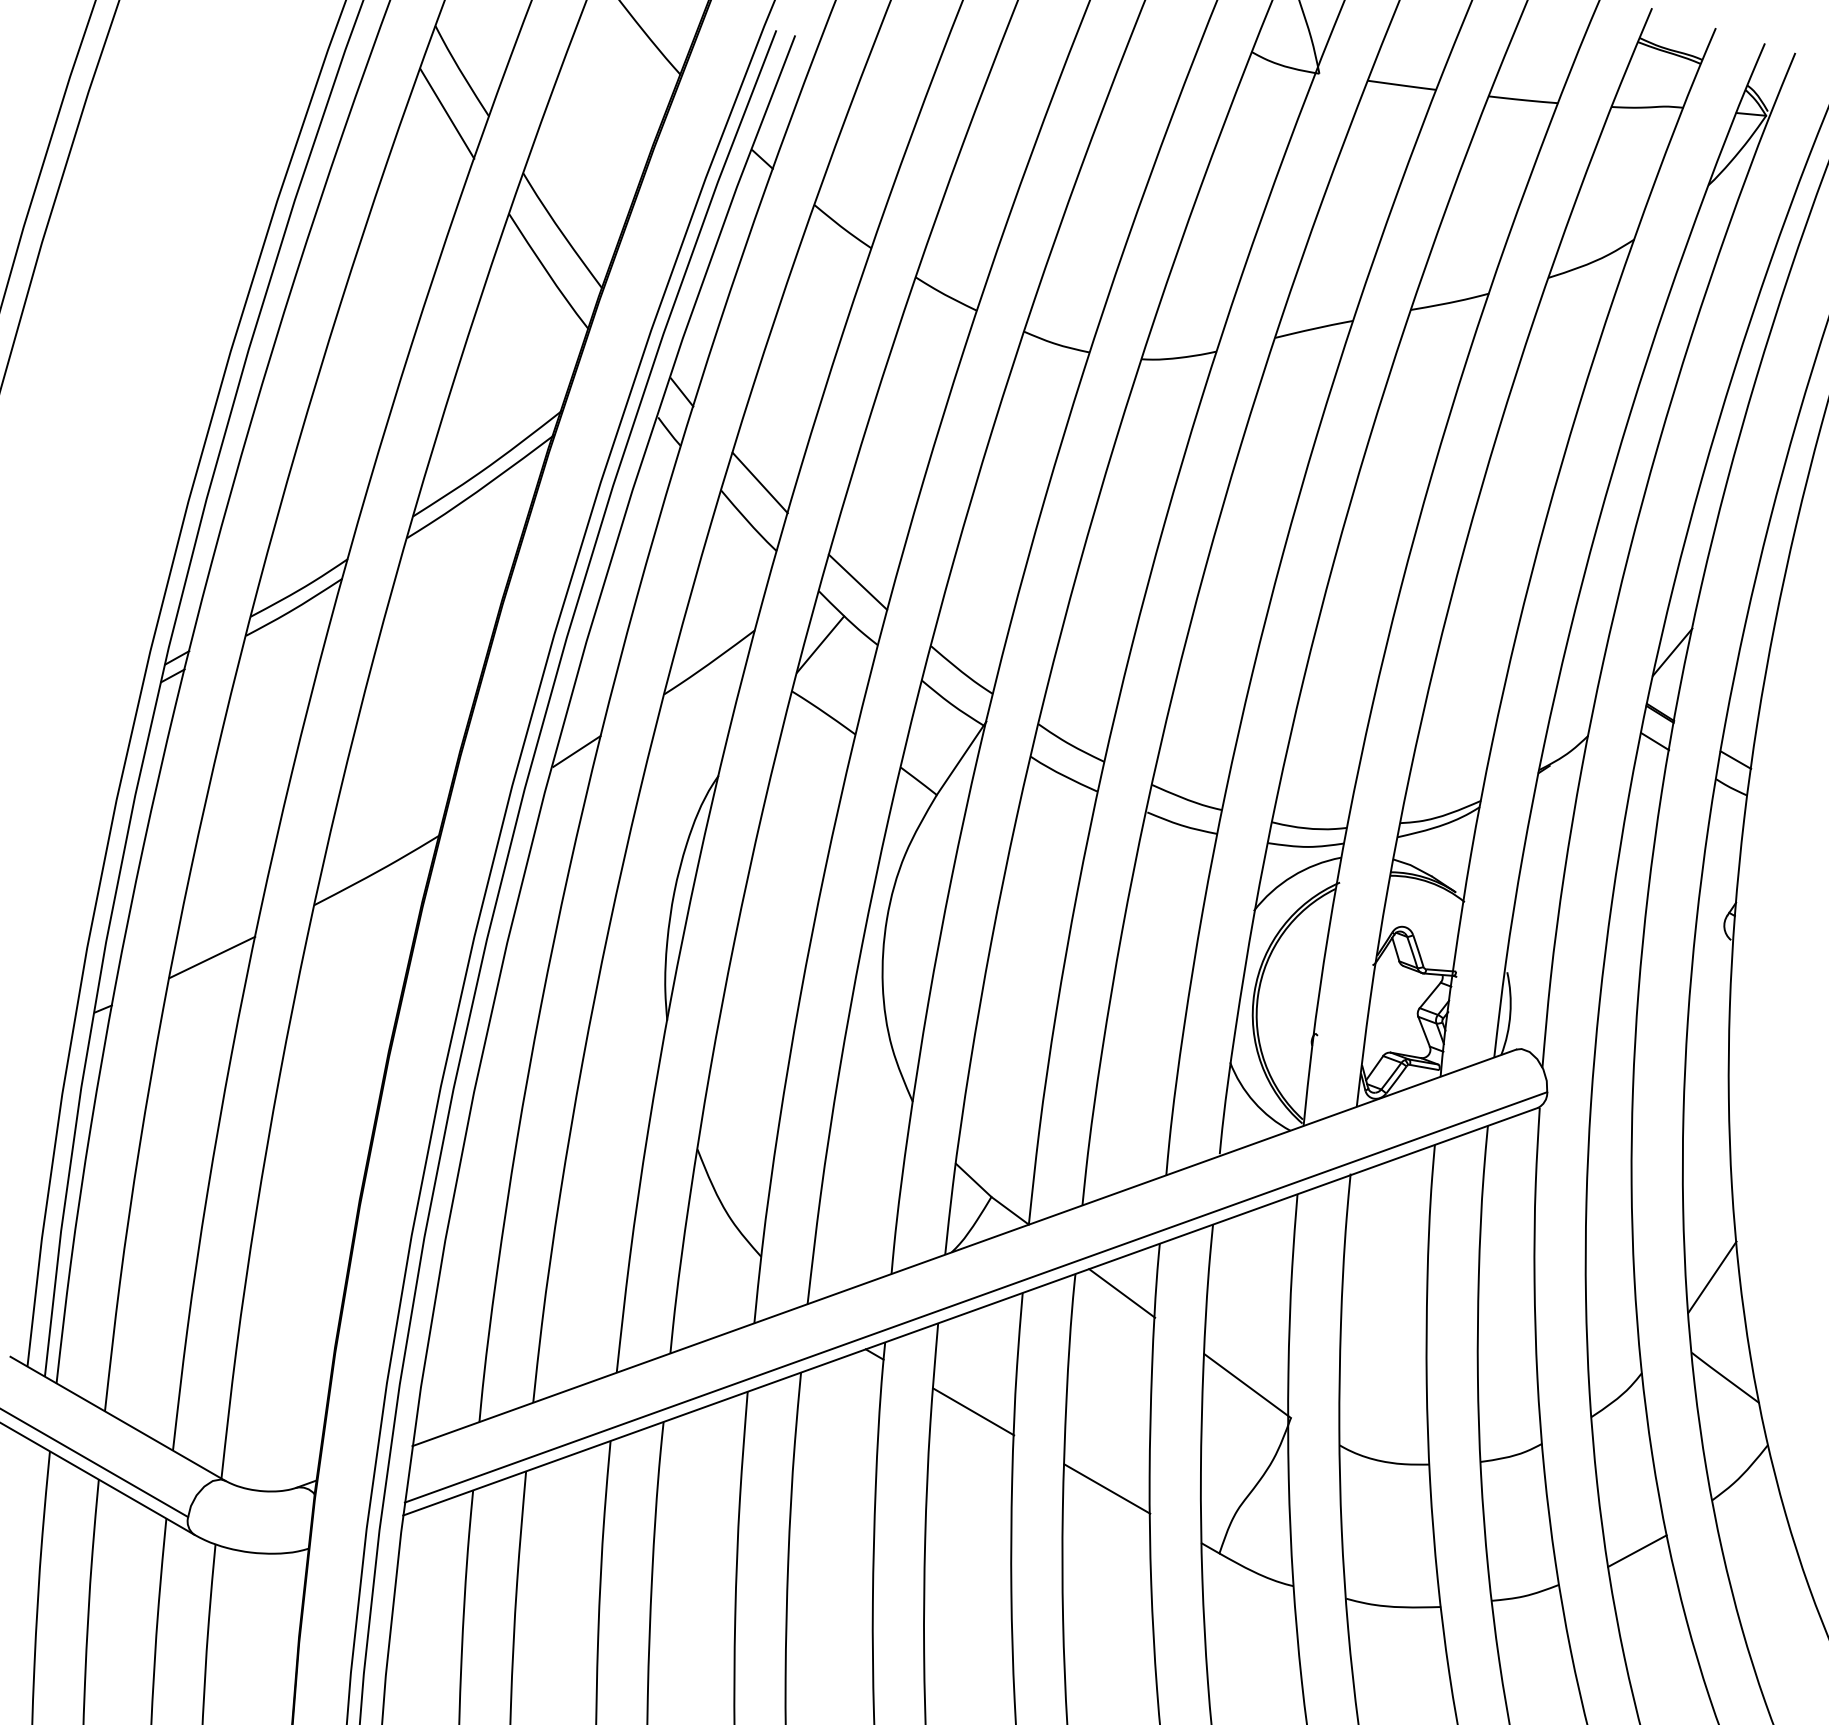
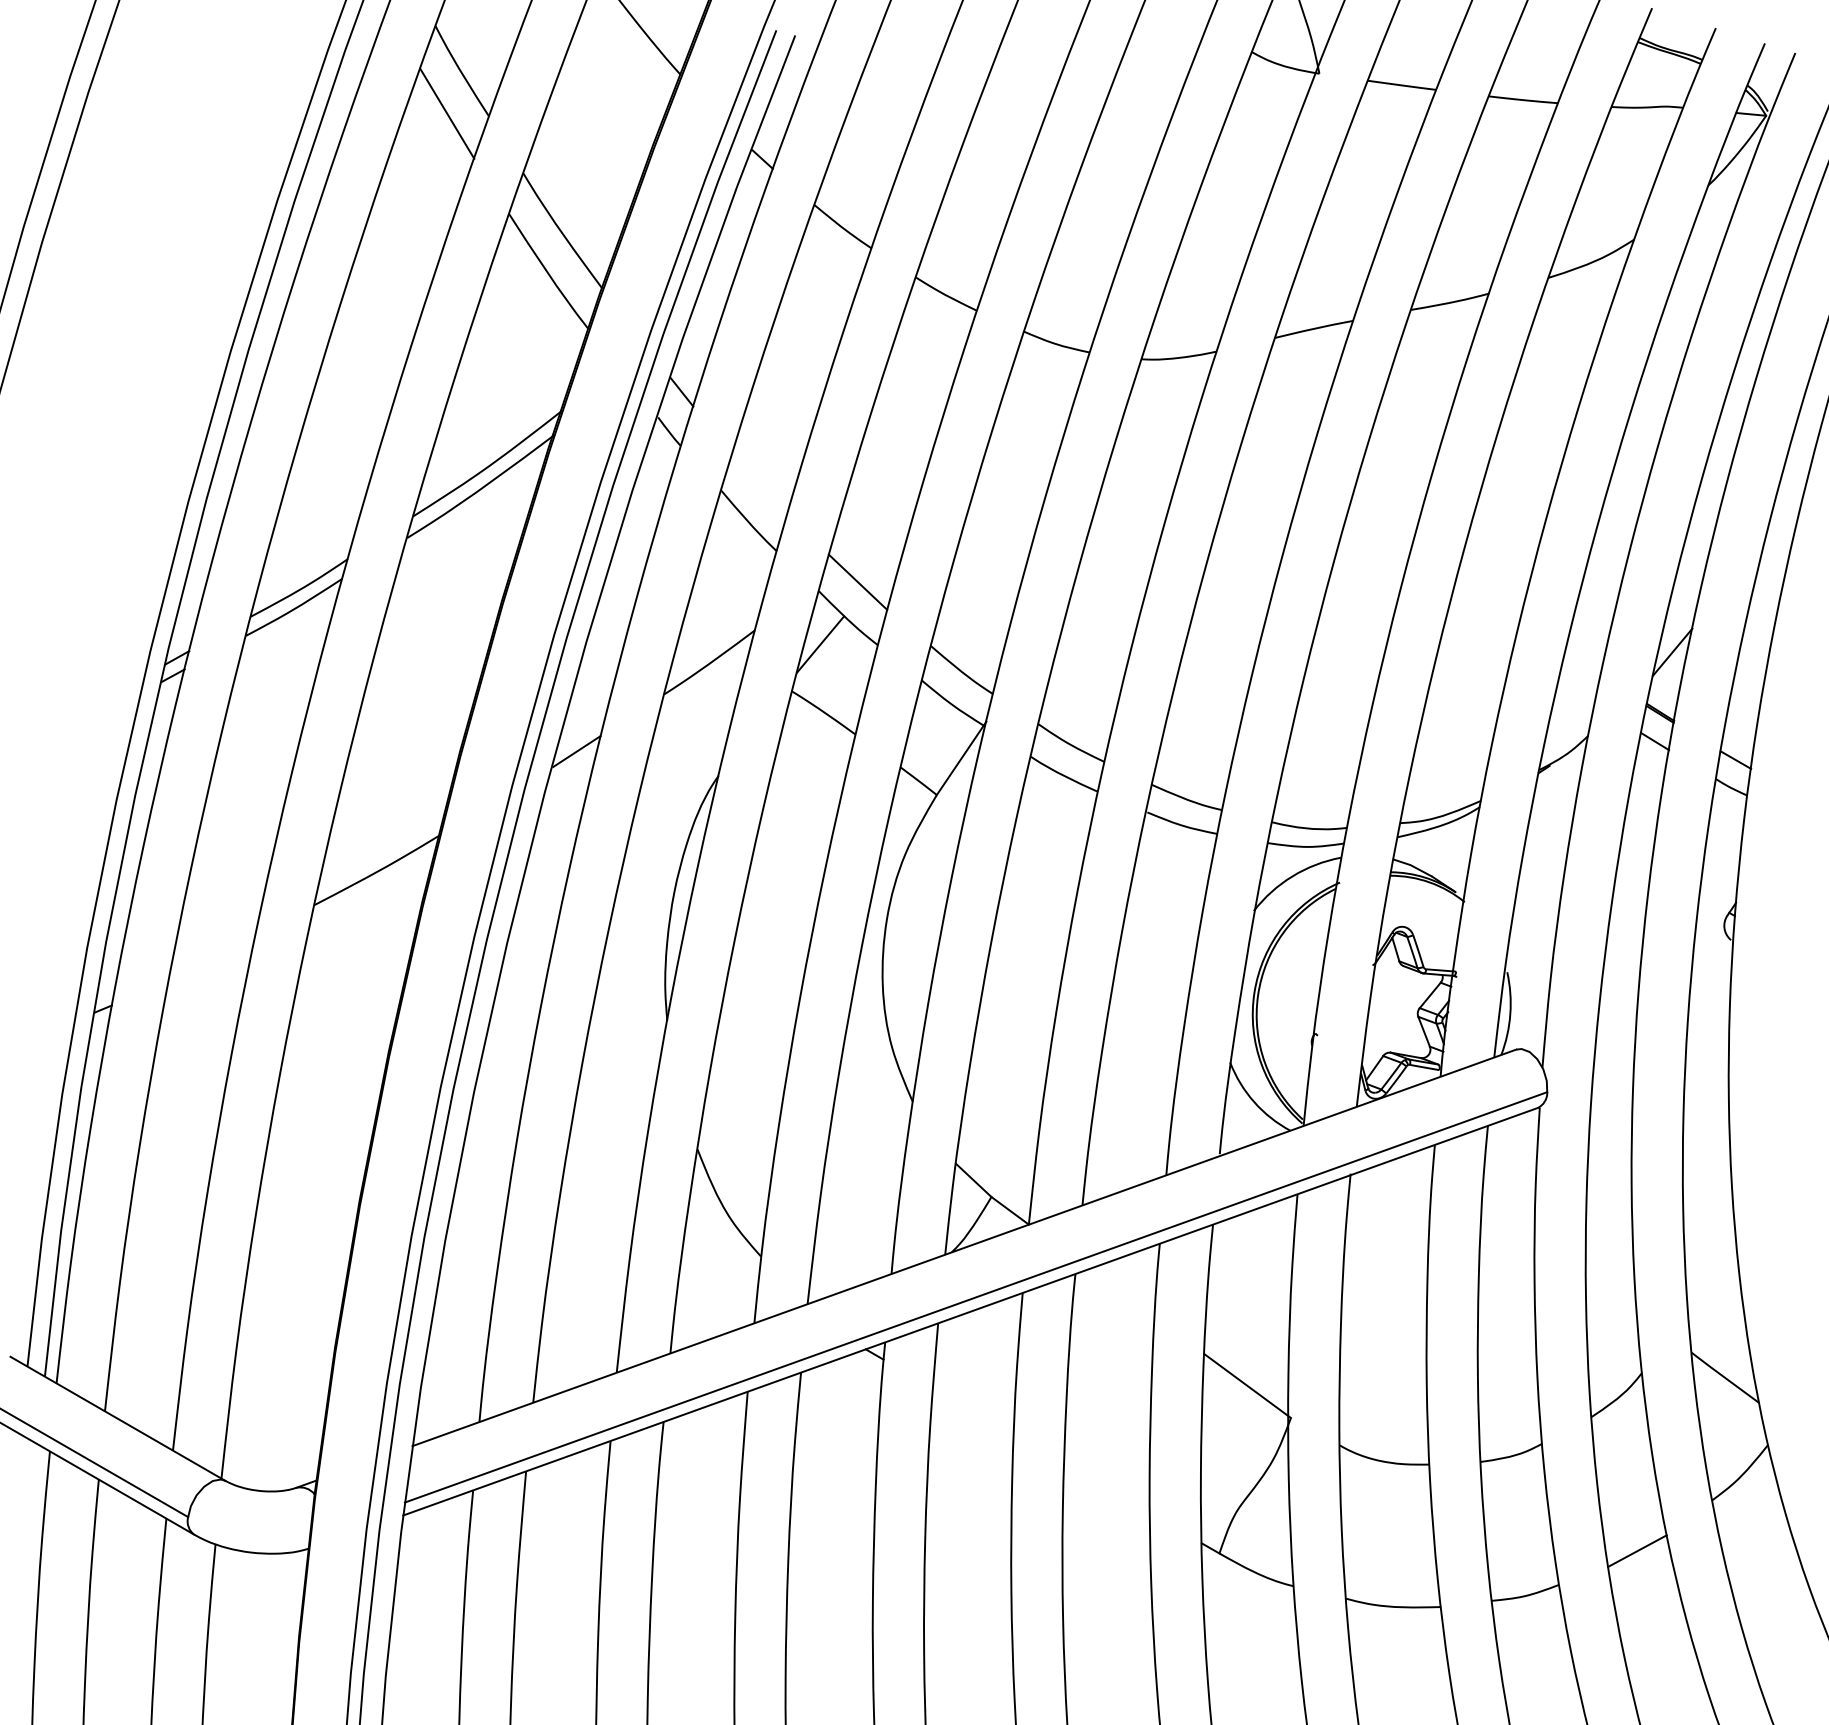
line: present -> none (759, 482)
line: present -> none (212, 957)
line: present -> none (1712, 1277)
line: present -> none (1122, 1293)
line: present -> none (973, 1411)
line: present -> none (1107, 1488)
